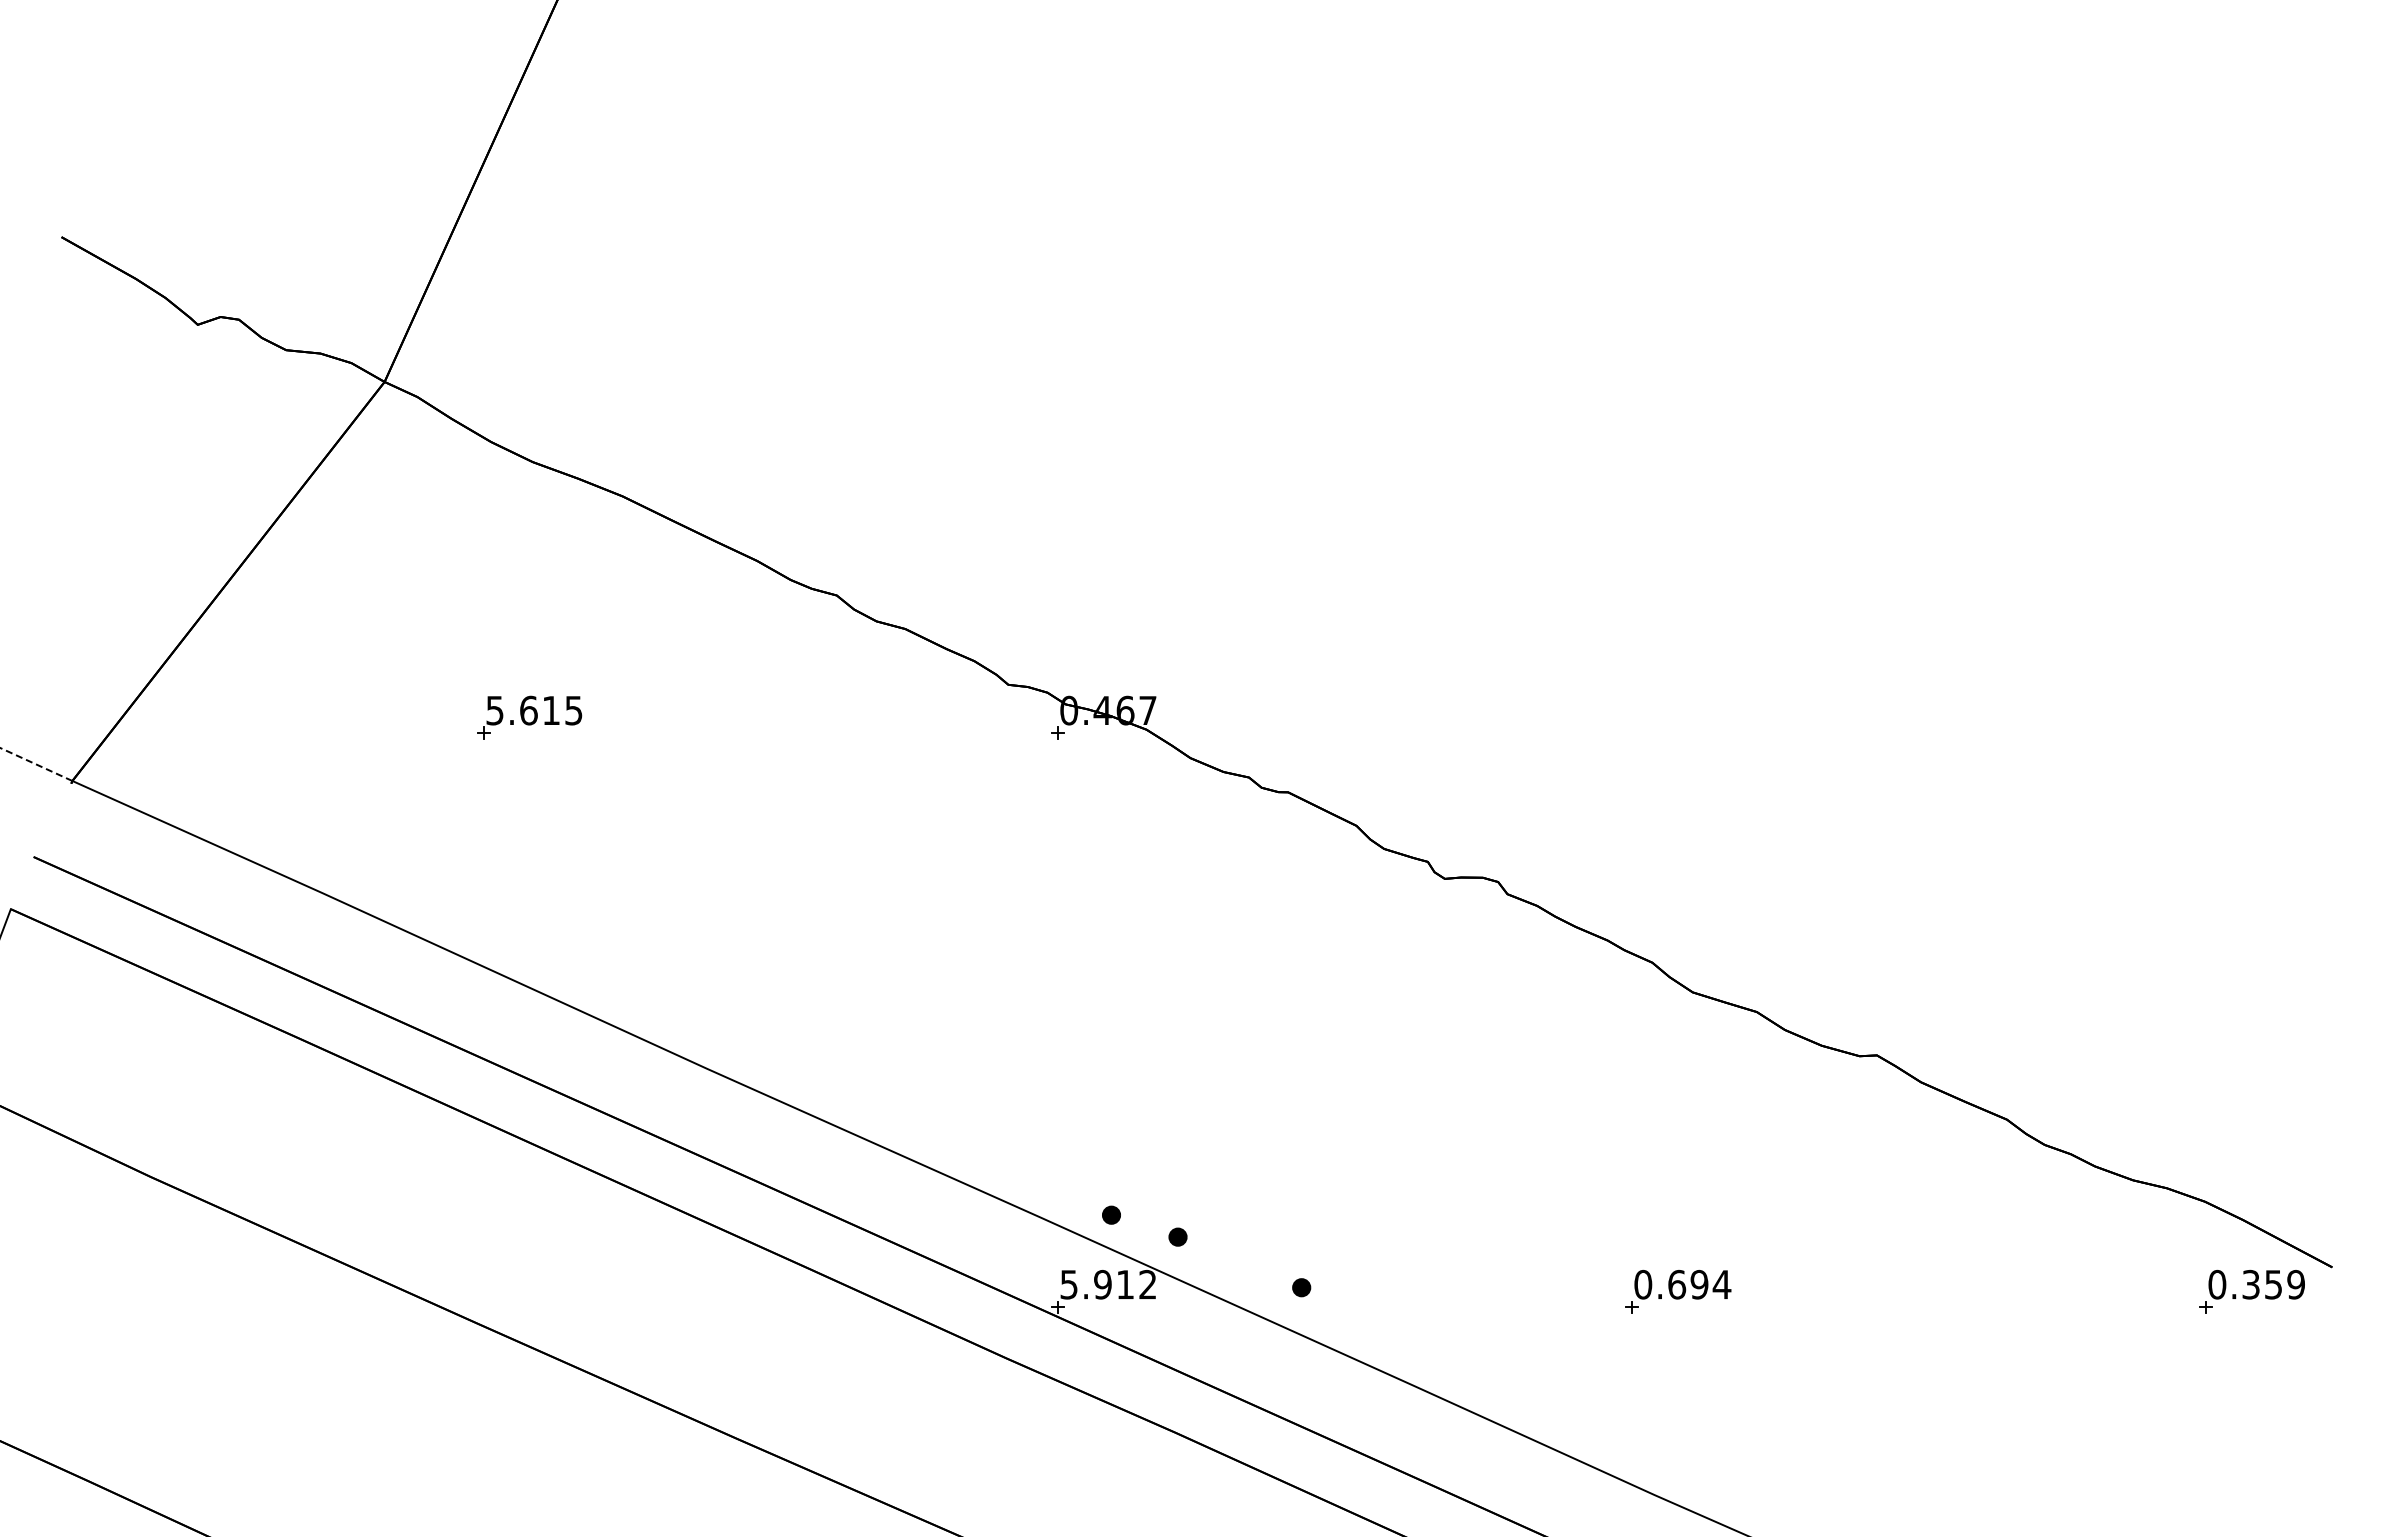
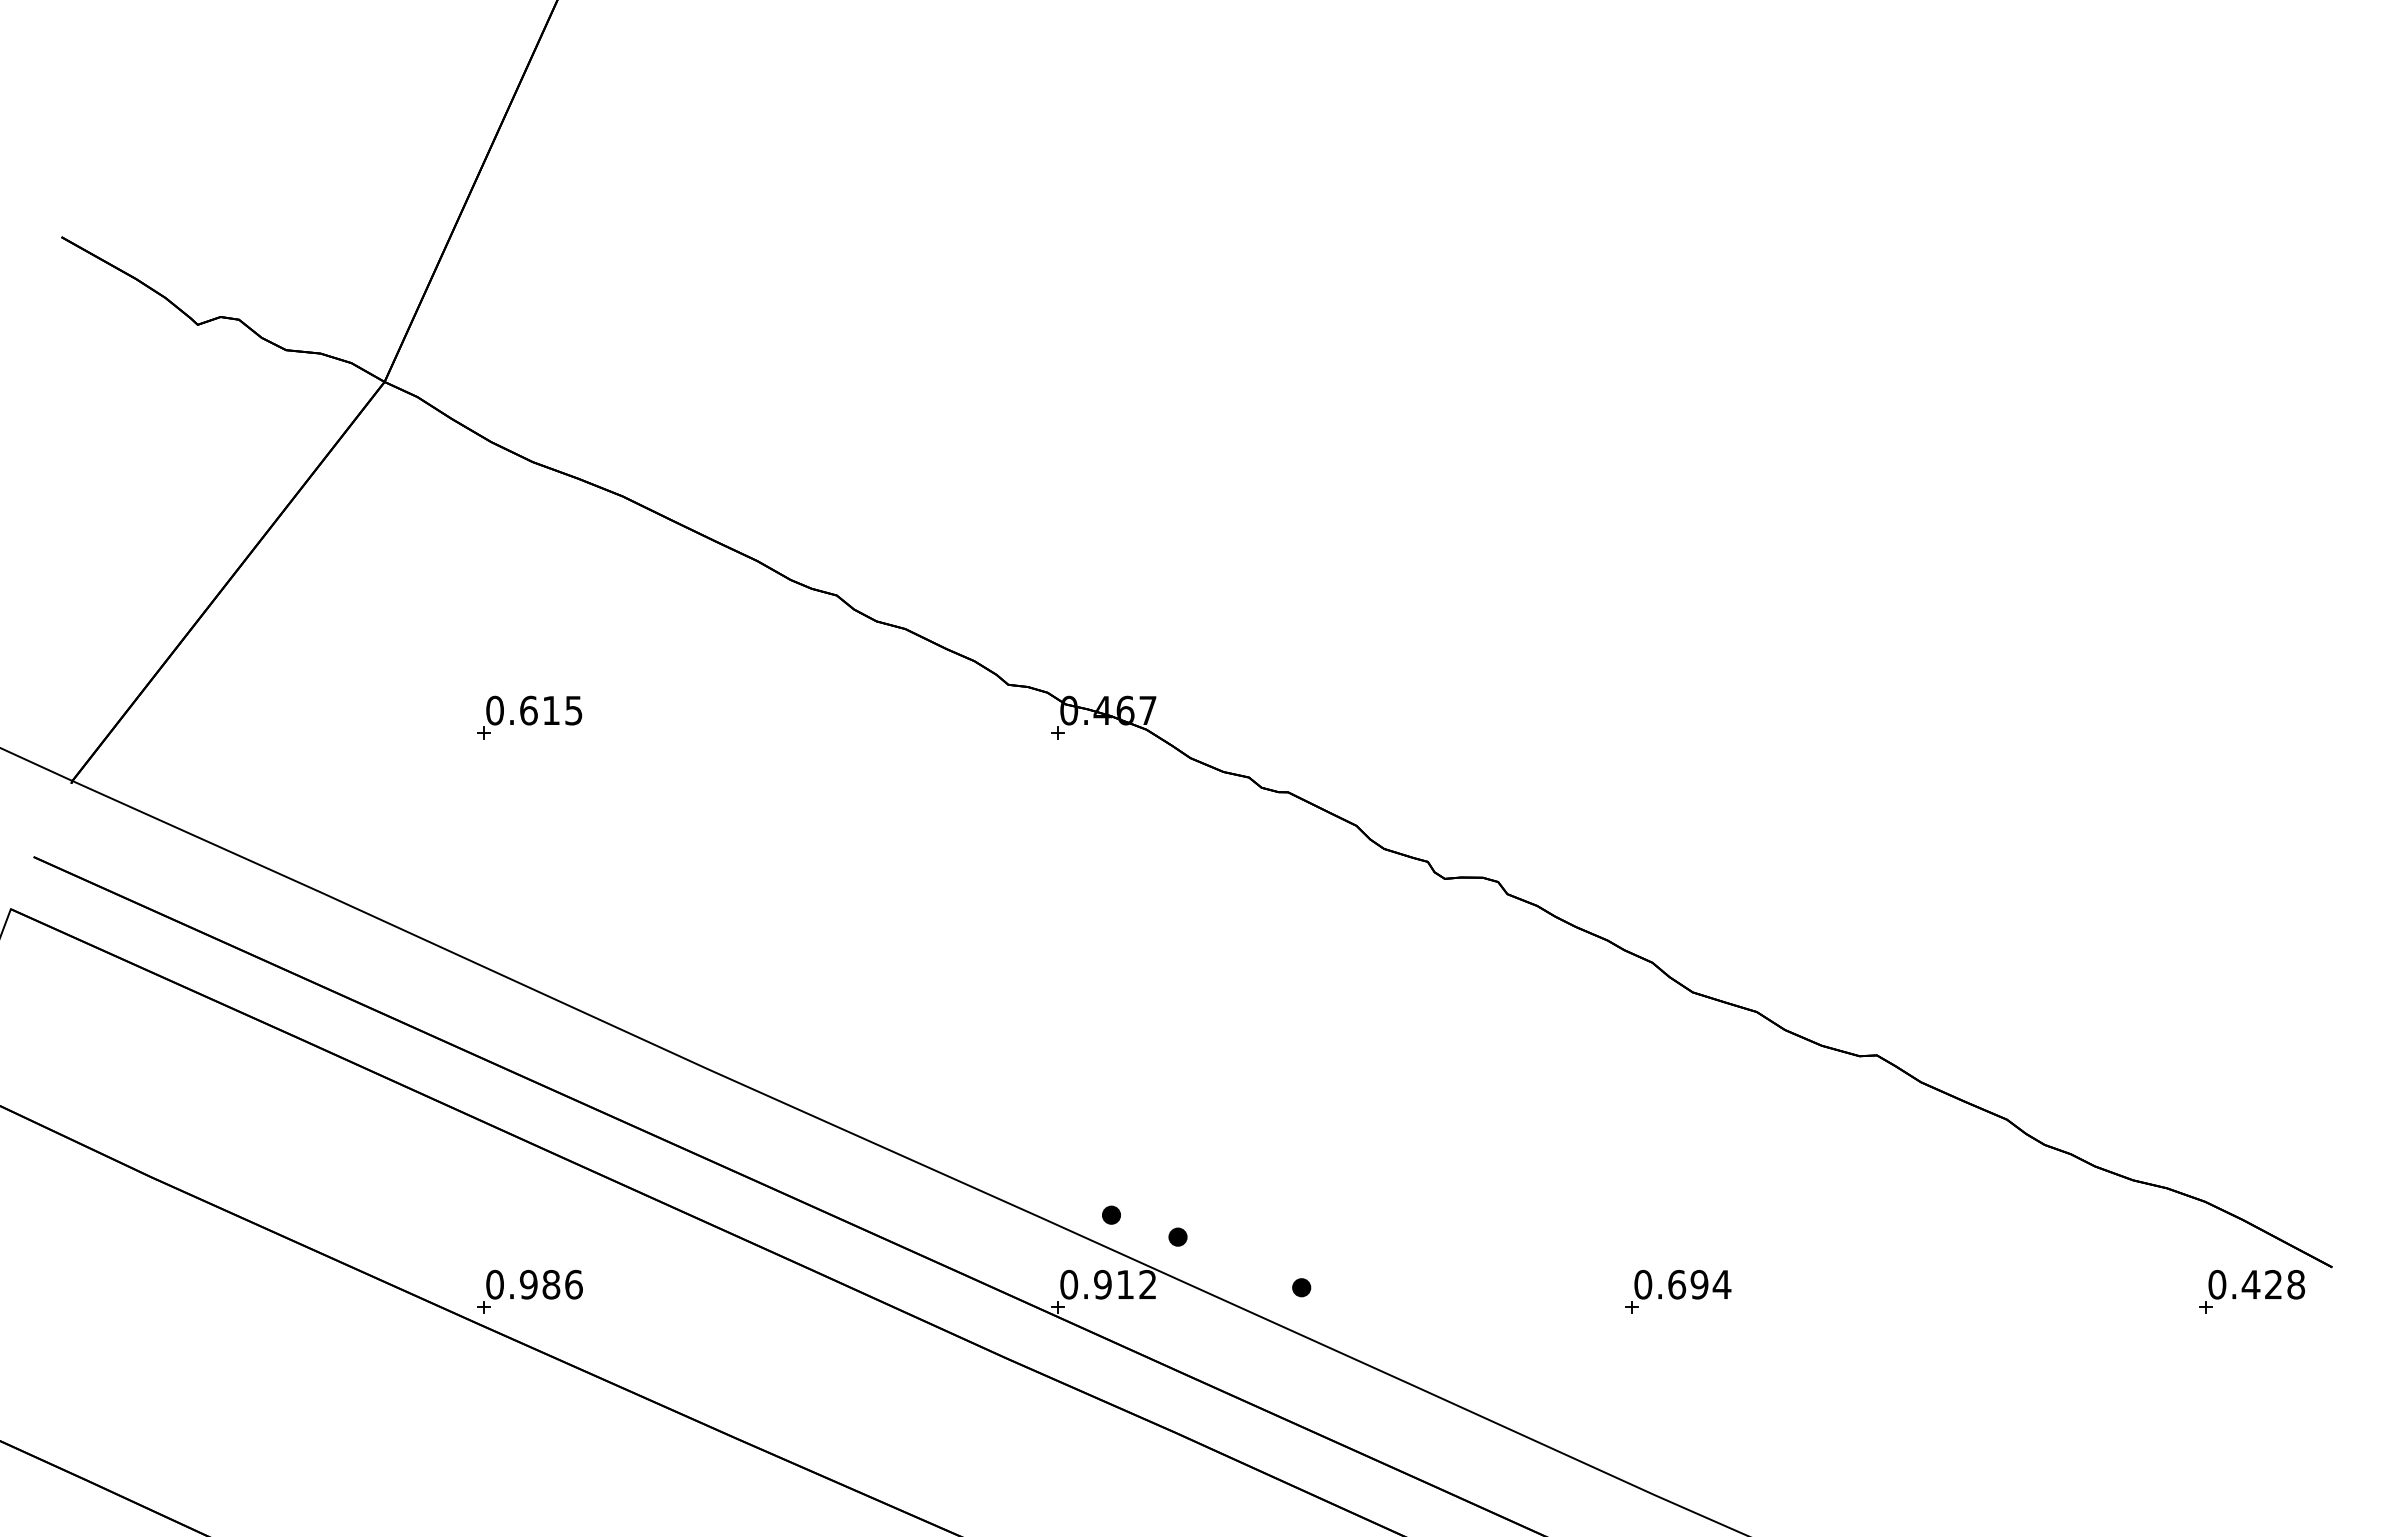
text: 5.615 -> 0.615 (494, 710)
line: dashed -> solid (36, 764)
text: 5.912 -> 0.912 (1069, 1284)
text: 0.359 -> 0.428 (2273, 1284)
part: none -> present (529, 1291)
